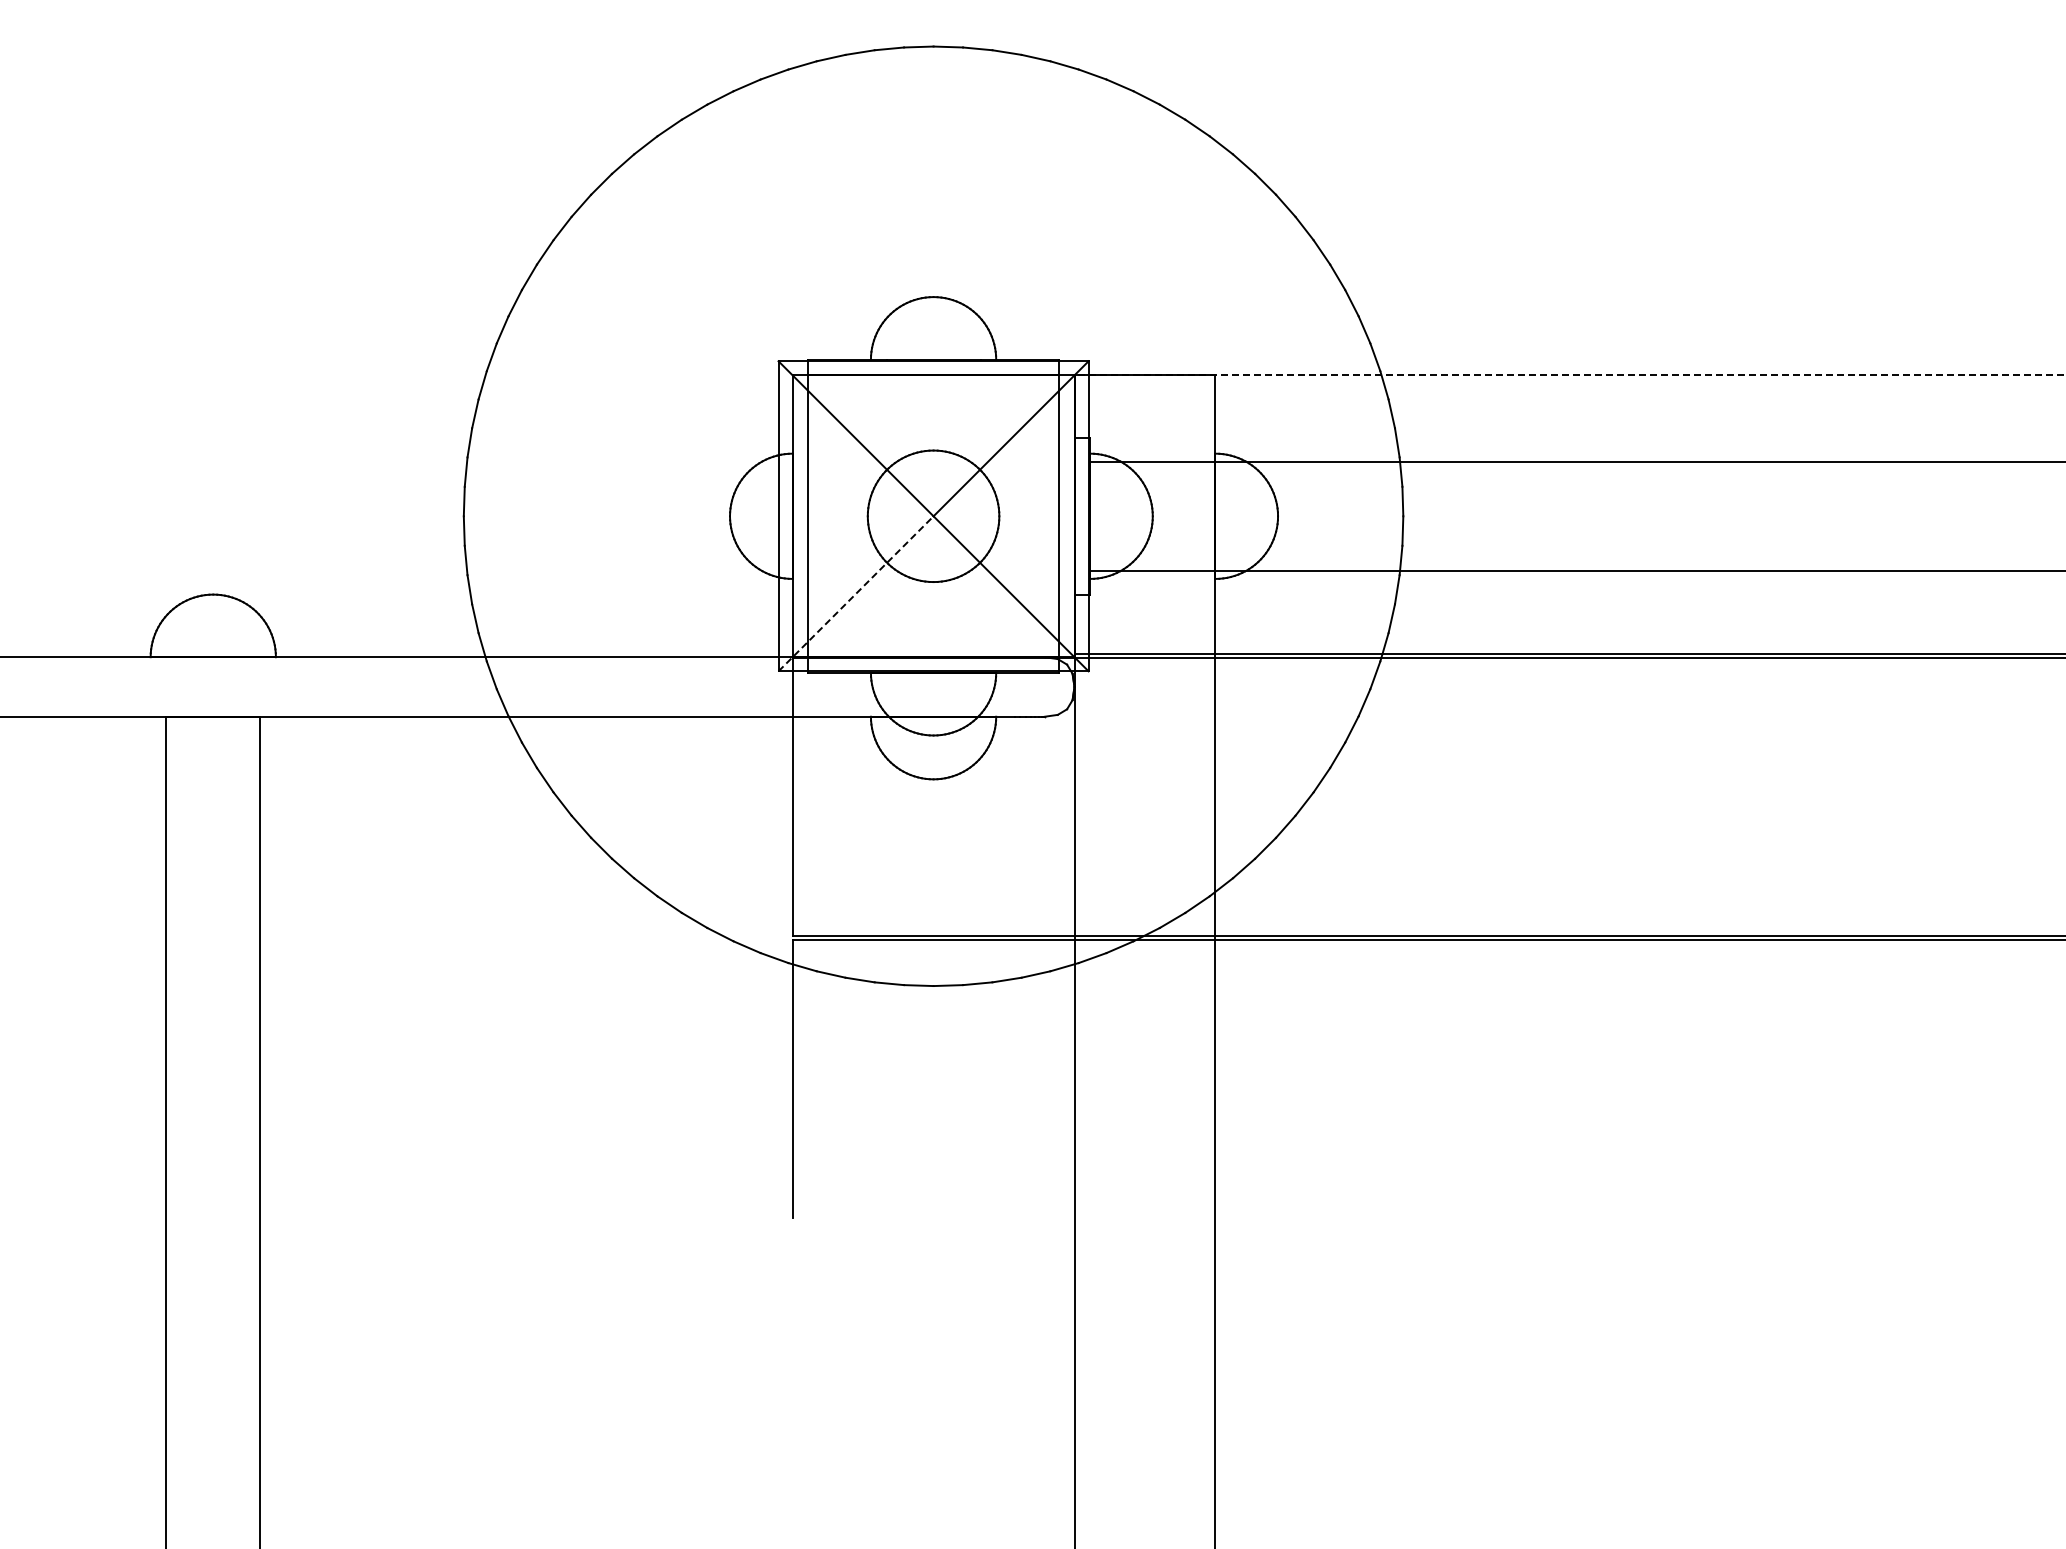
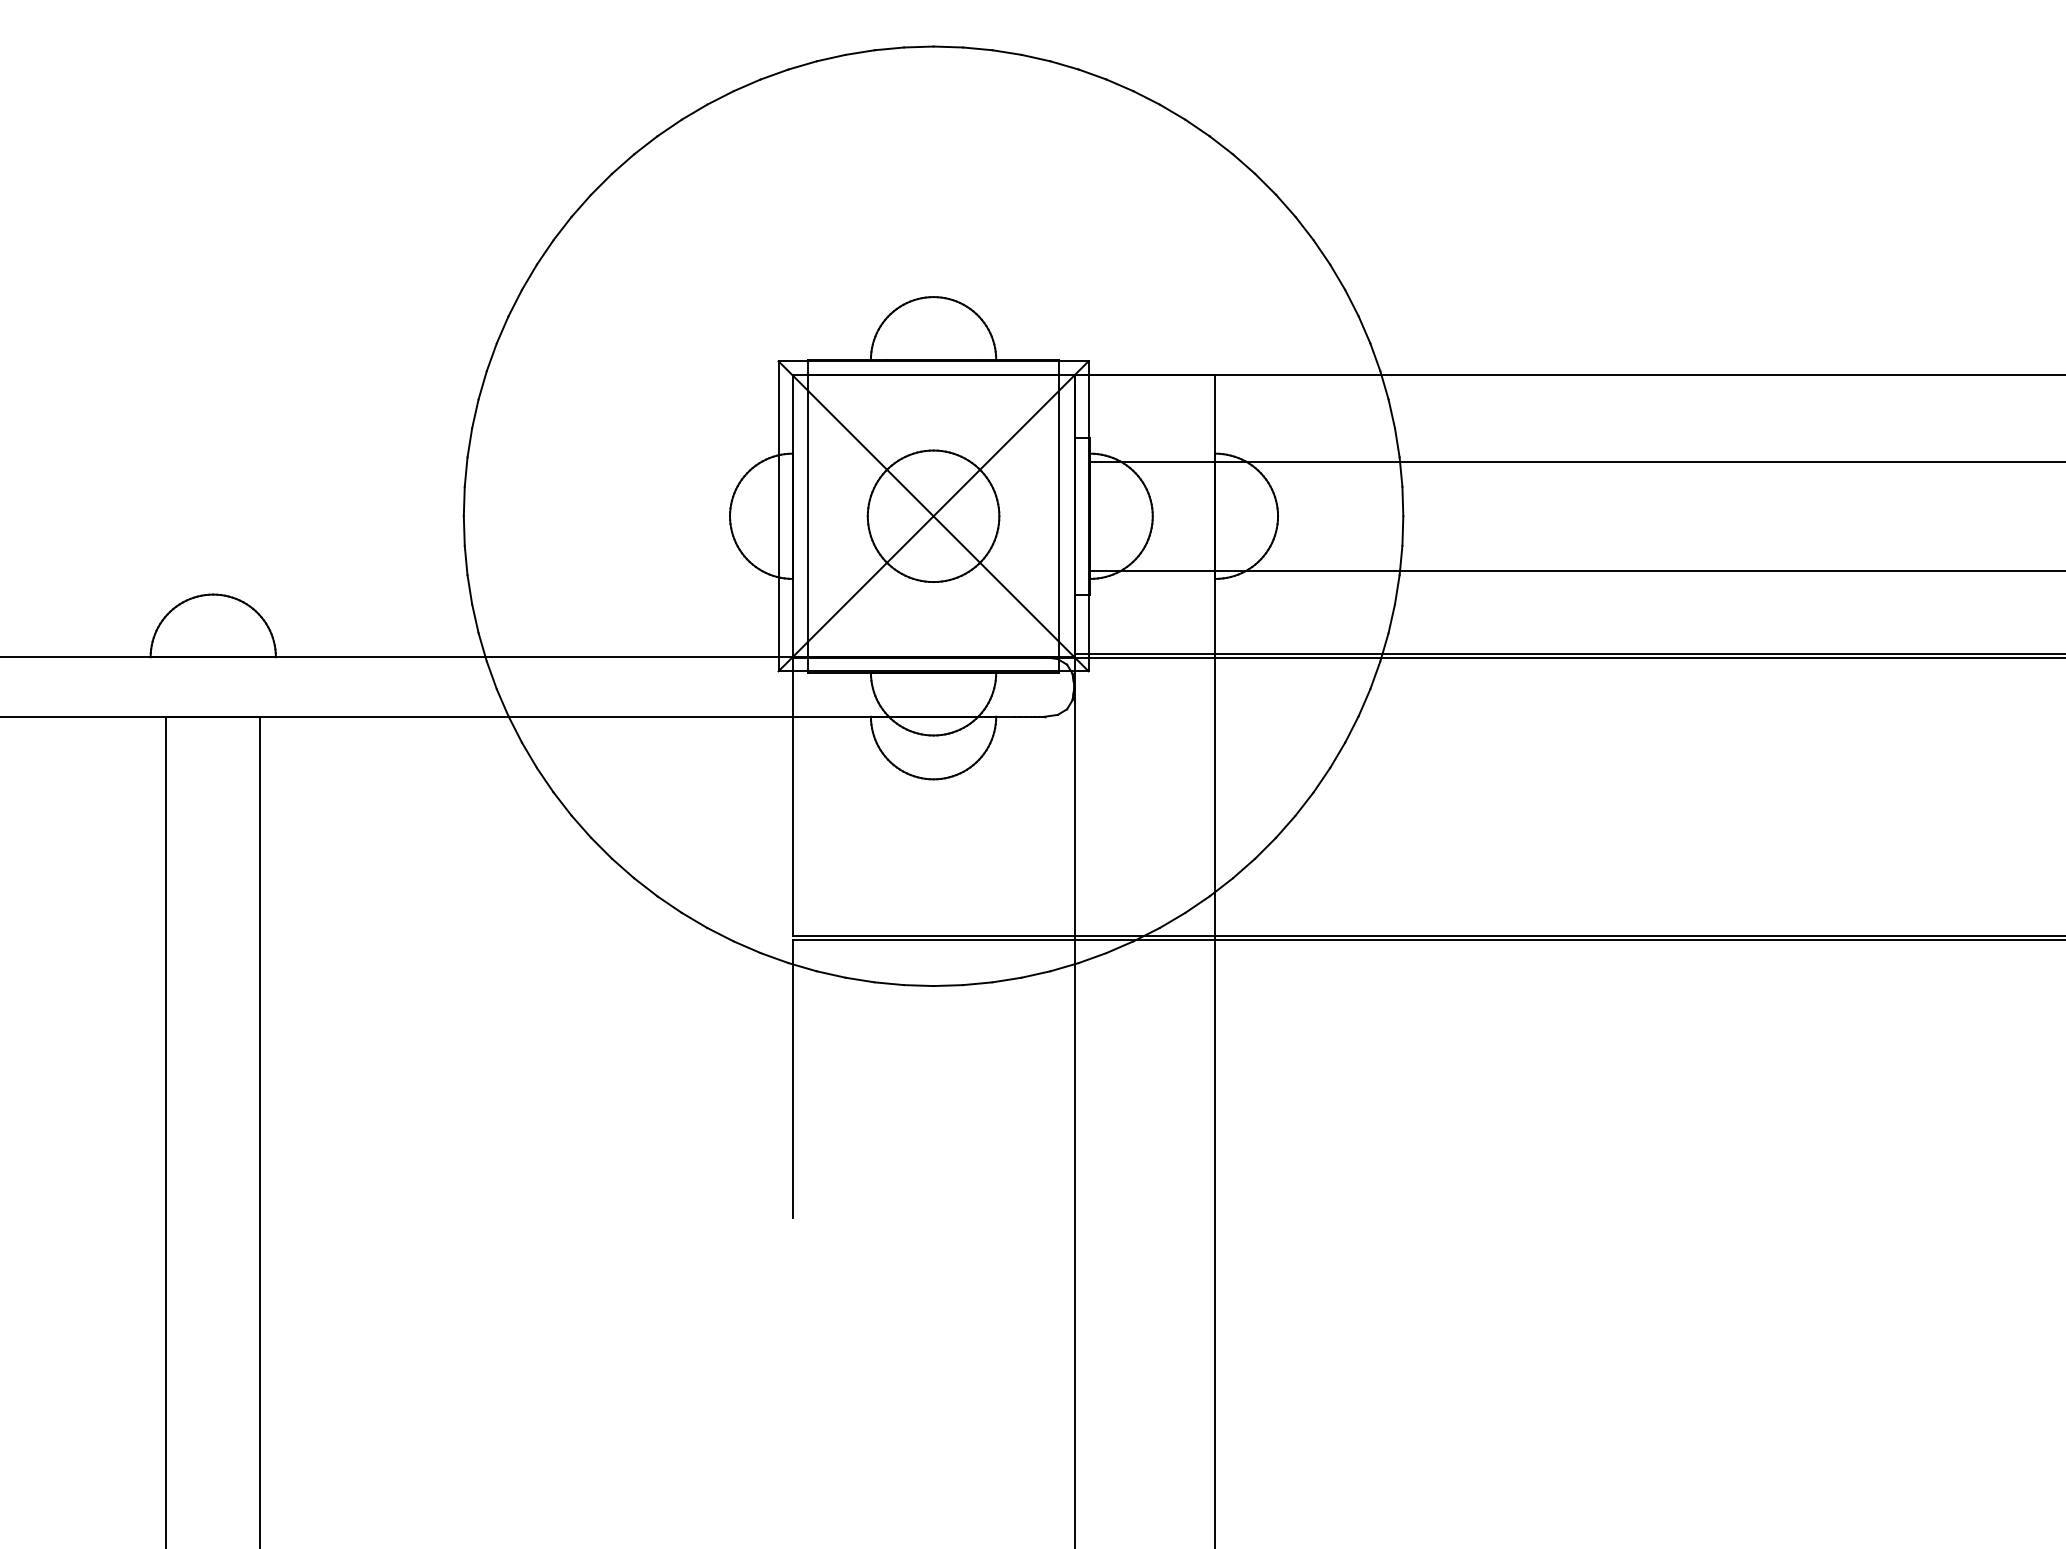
line: dashed -> solid (1569, 375)
line: dashed -> solid (856, 593)
